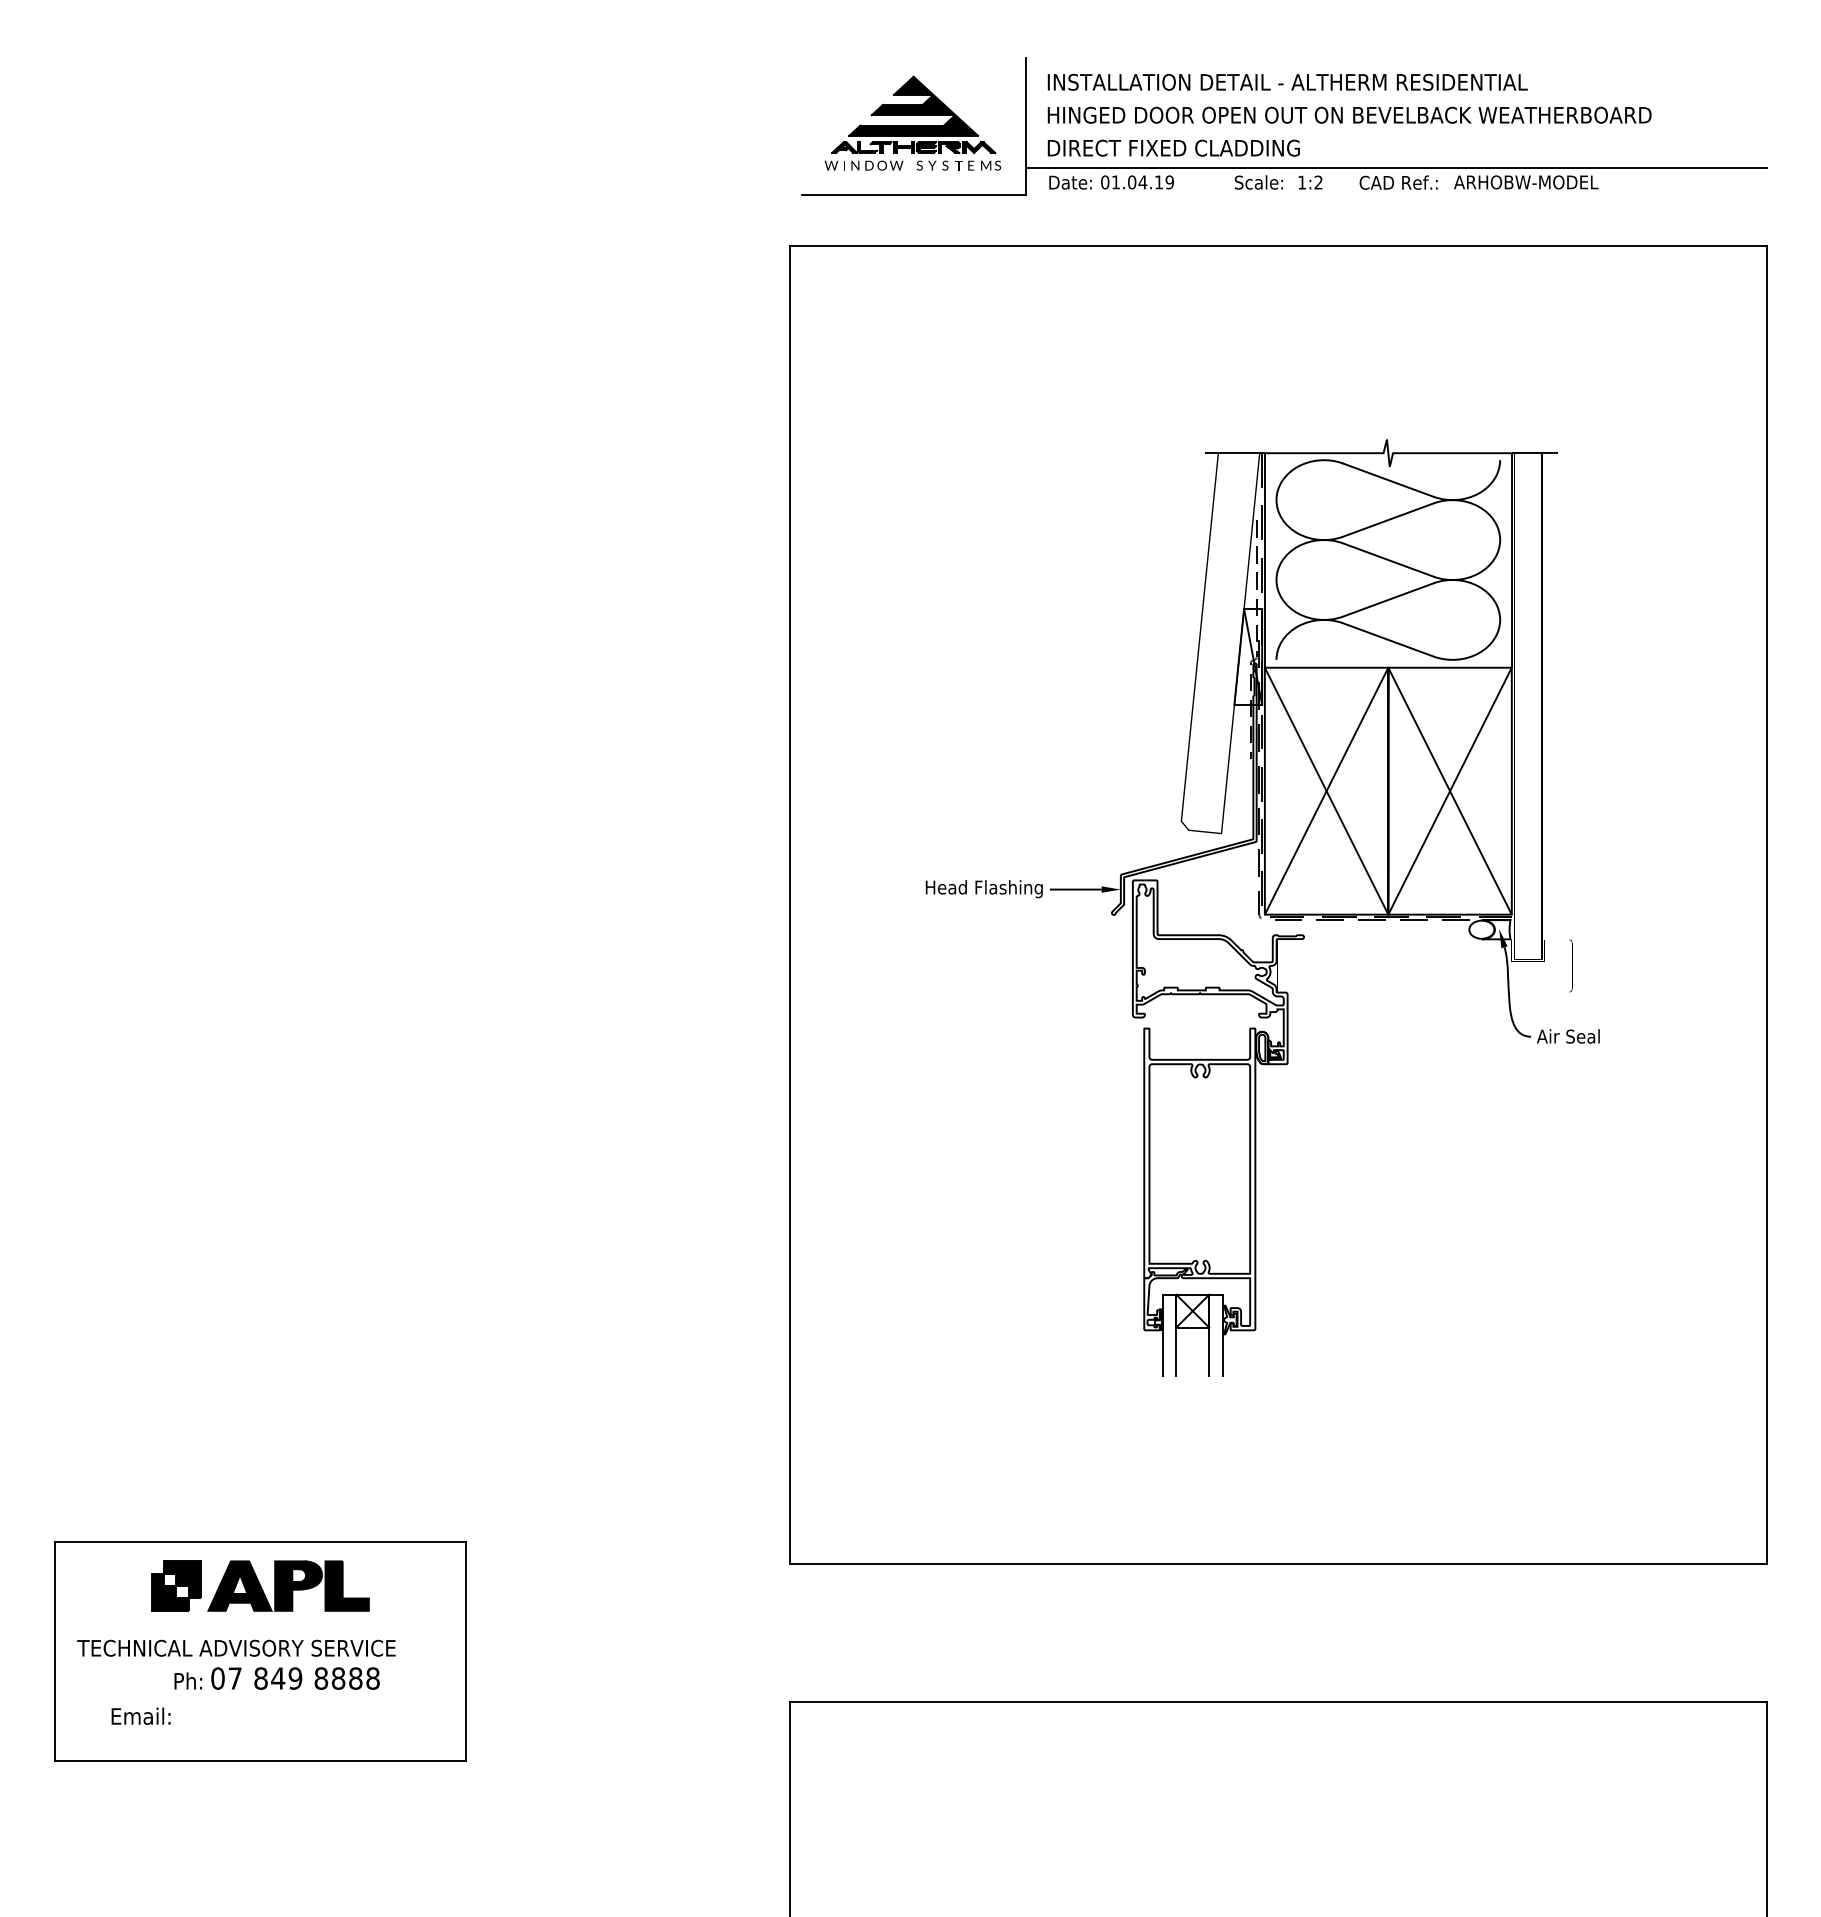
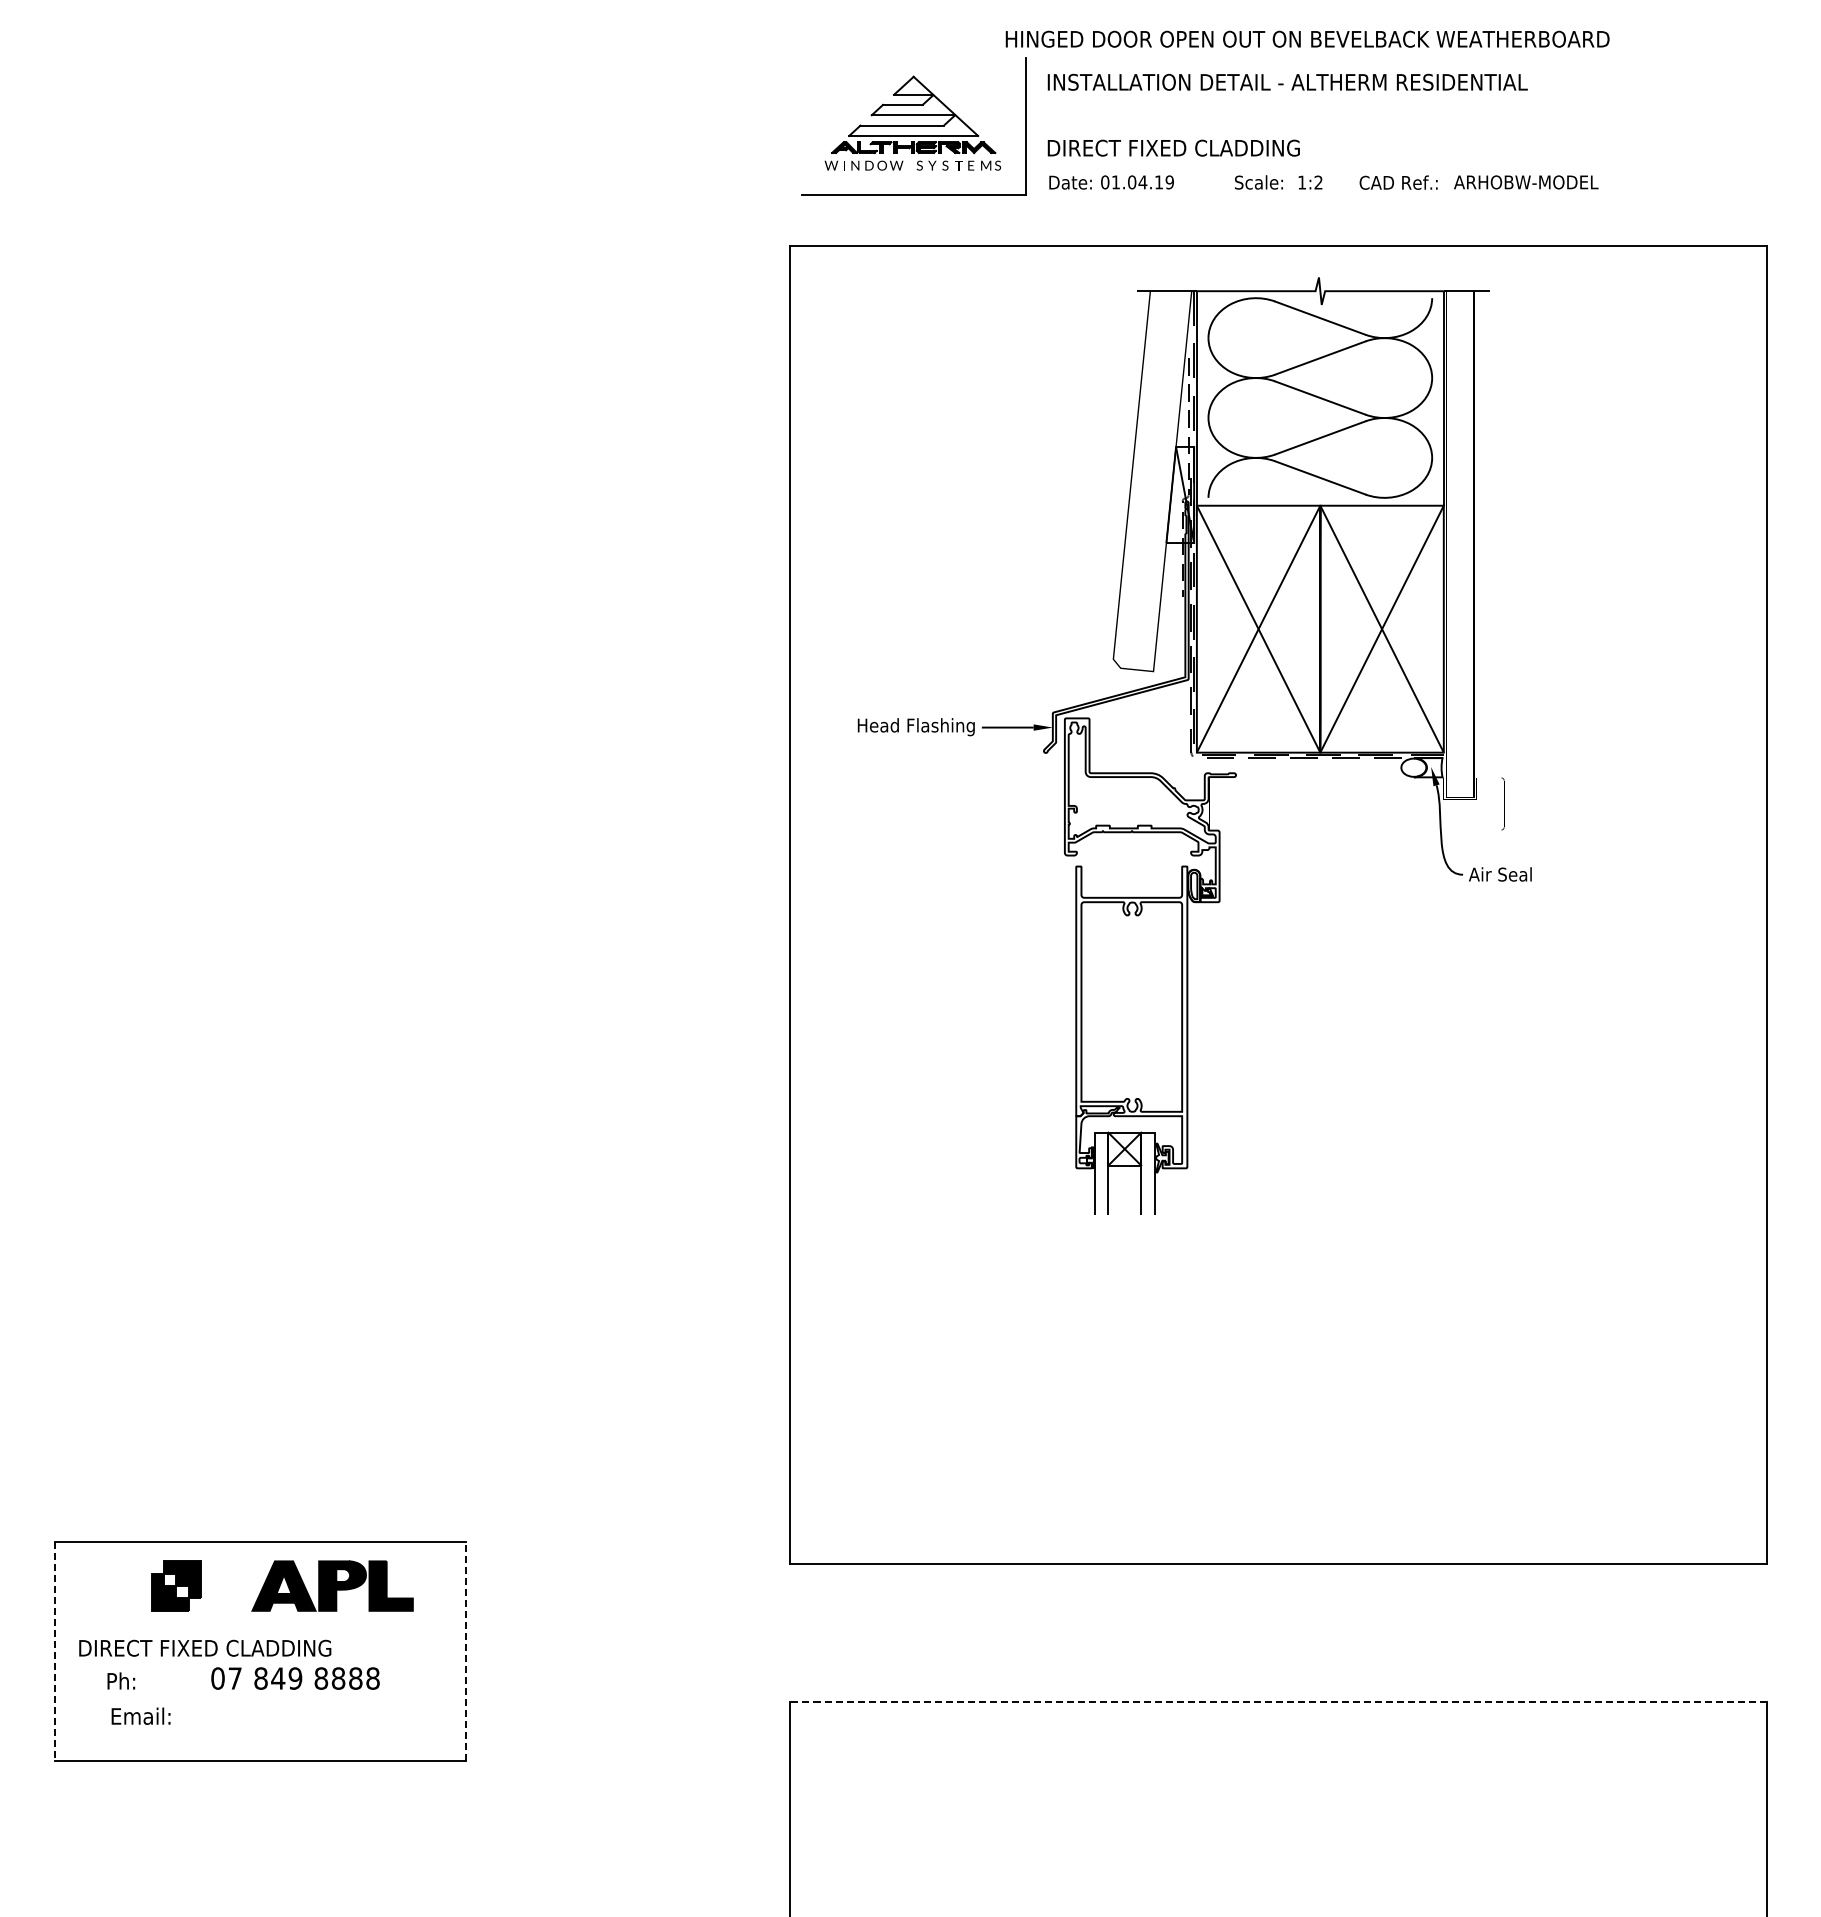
fill: present -> none (913, 105)
text position: (1349, 114) -> (1307, 38) (1307, 38)
line: present -> none (1395, 167)
part position: (1262, 907) -> (1194, 745) (1194, 745)
part position: (288, 1585) -> (332, 1585) (332, 1585)
text: TECHNICAL ADVISORY SERVICE -> DIRECT FIXED CLADDING (236, 1647)
line: solid -> dashed (54, 1651)
line: solid -> dashed (466, 1651)
text position: (188, 1680) -> (121, 1680) (121, 1680)
line: solid -> dashed (1277, 1702)
